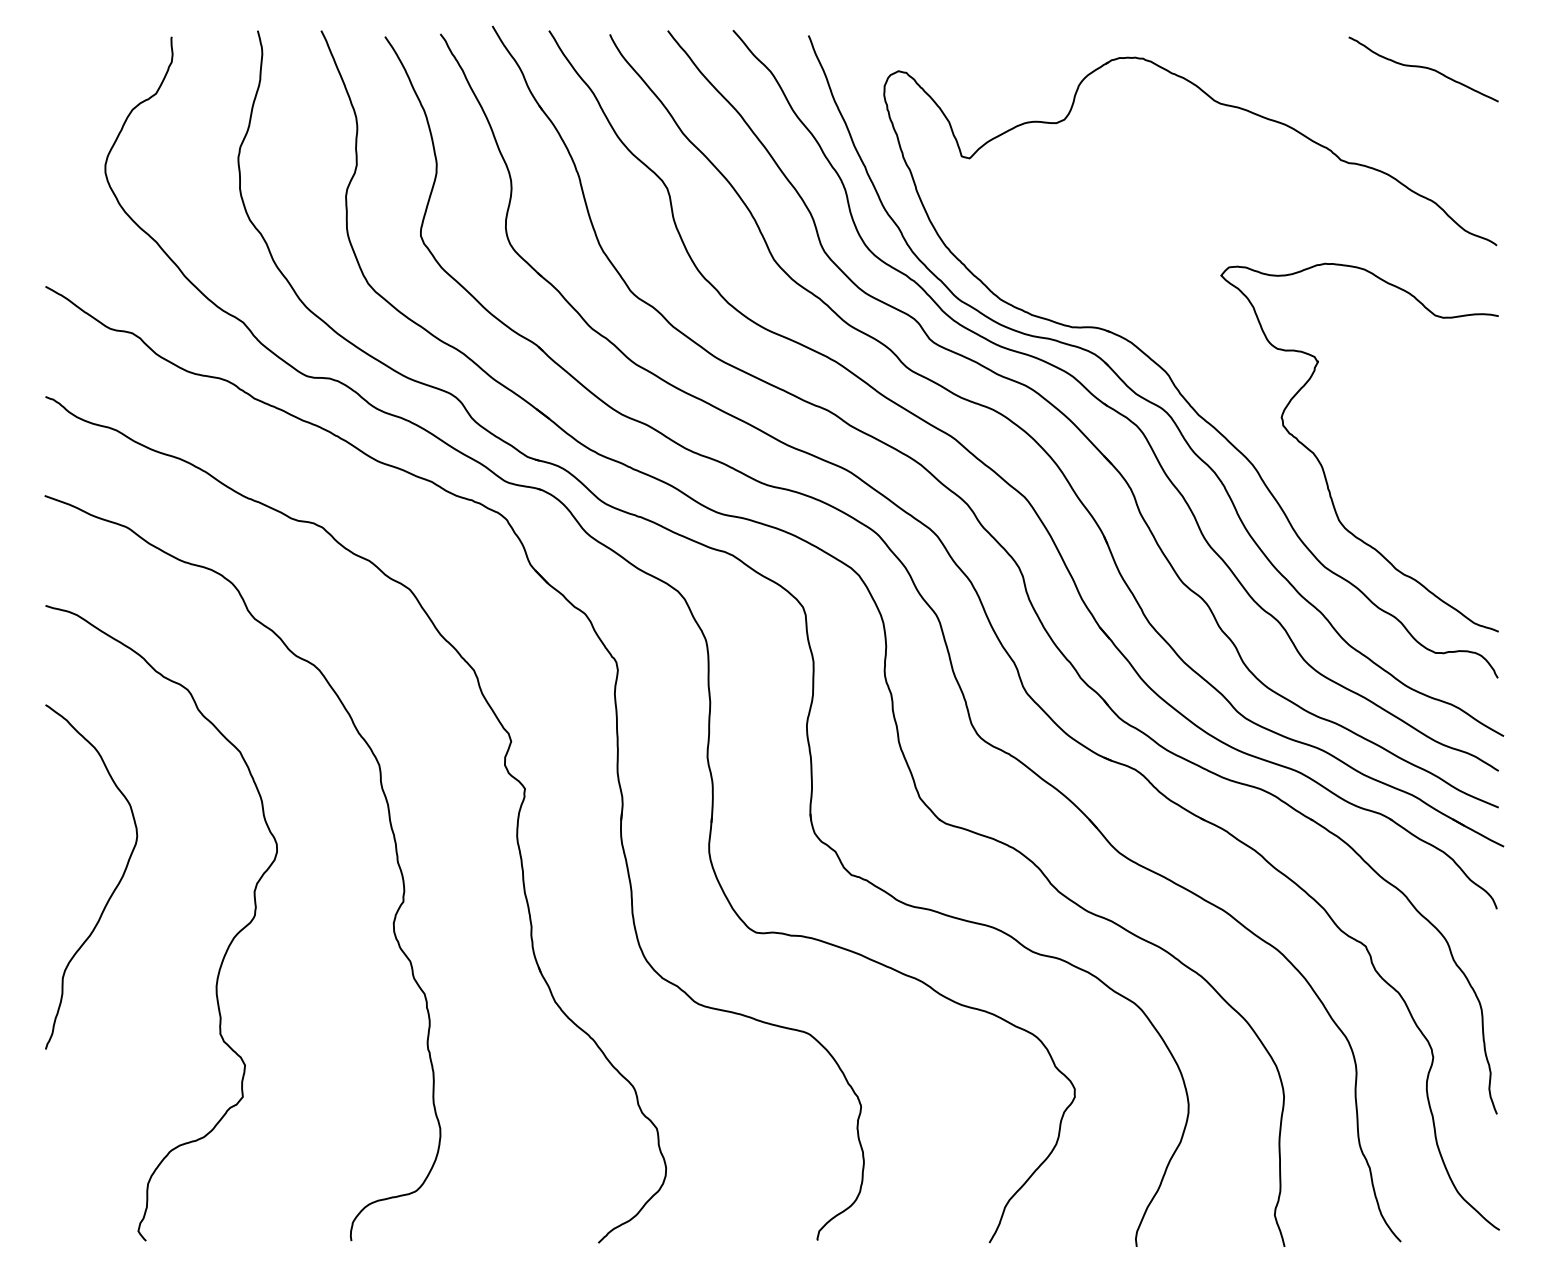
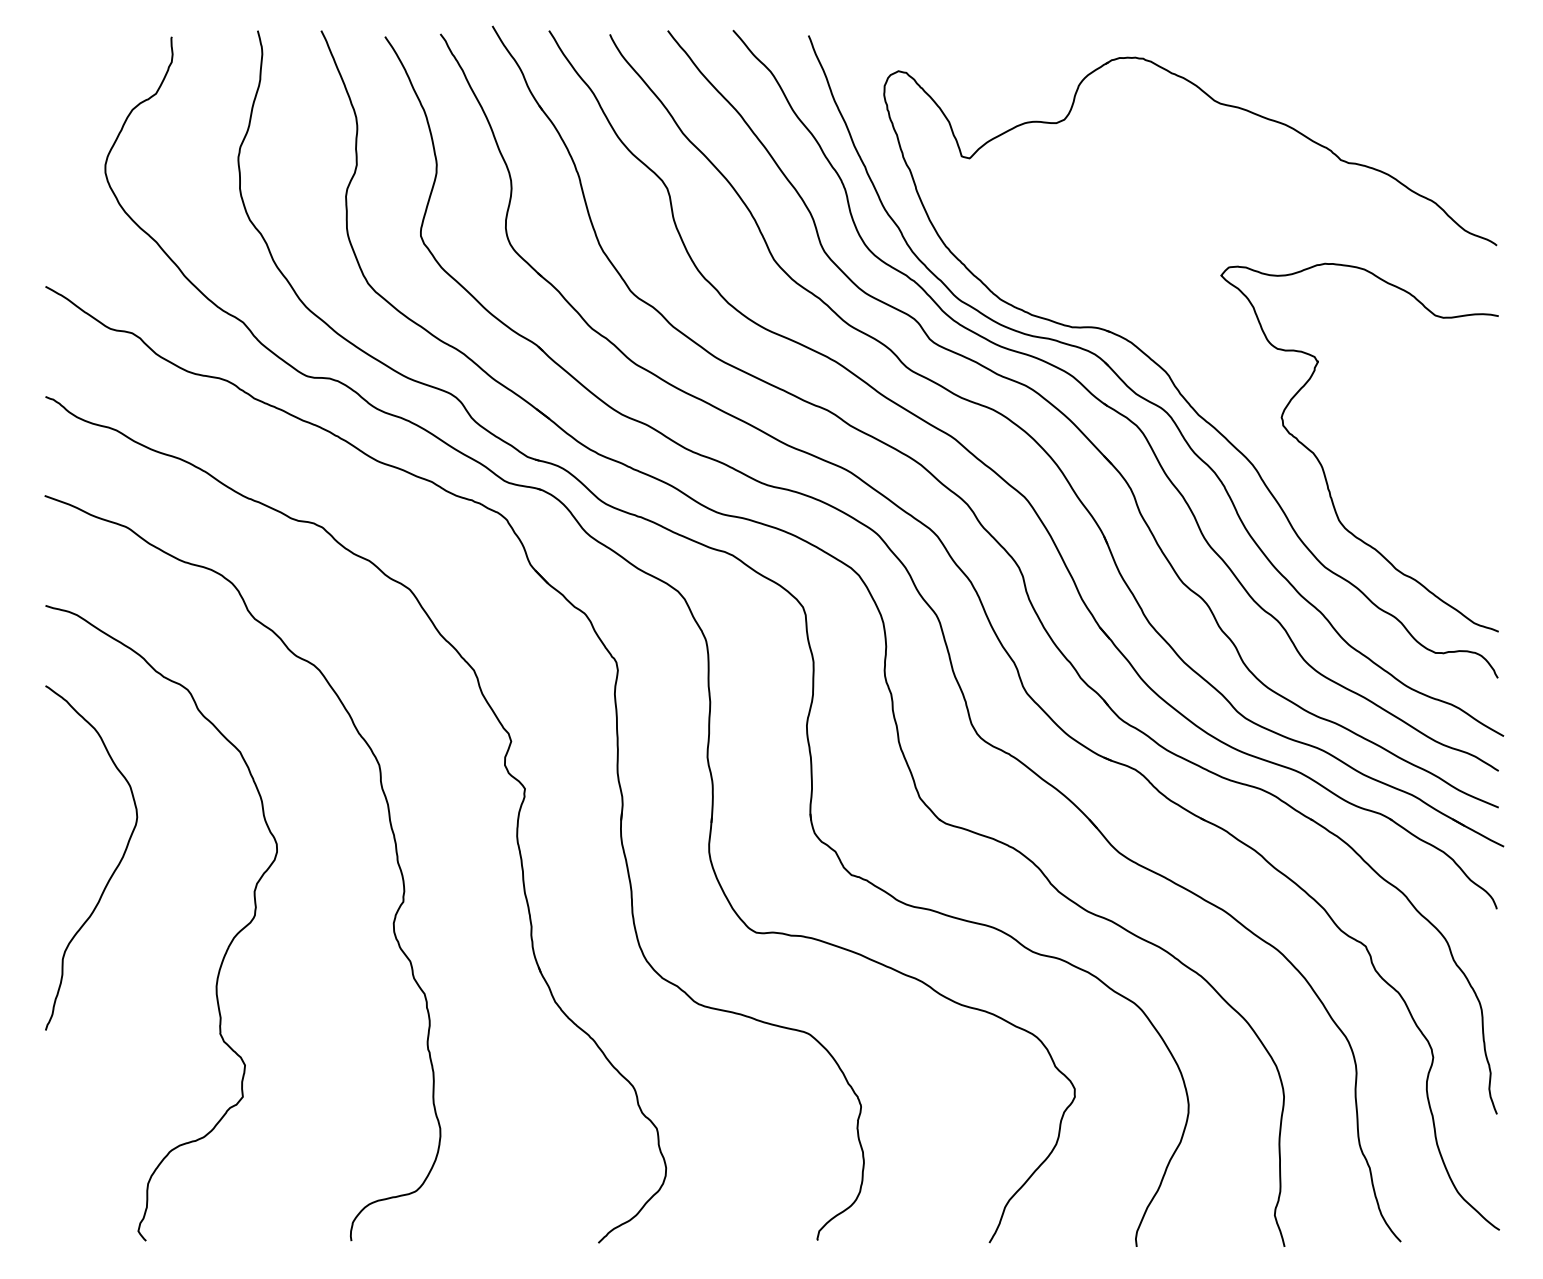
curve: present -> none (1423, 68)
curve position: (112, 891) -> (112, 872) (112, 872)
